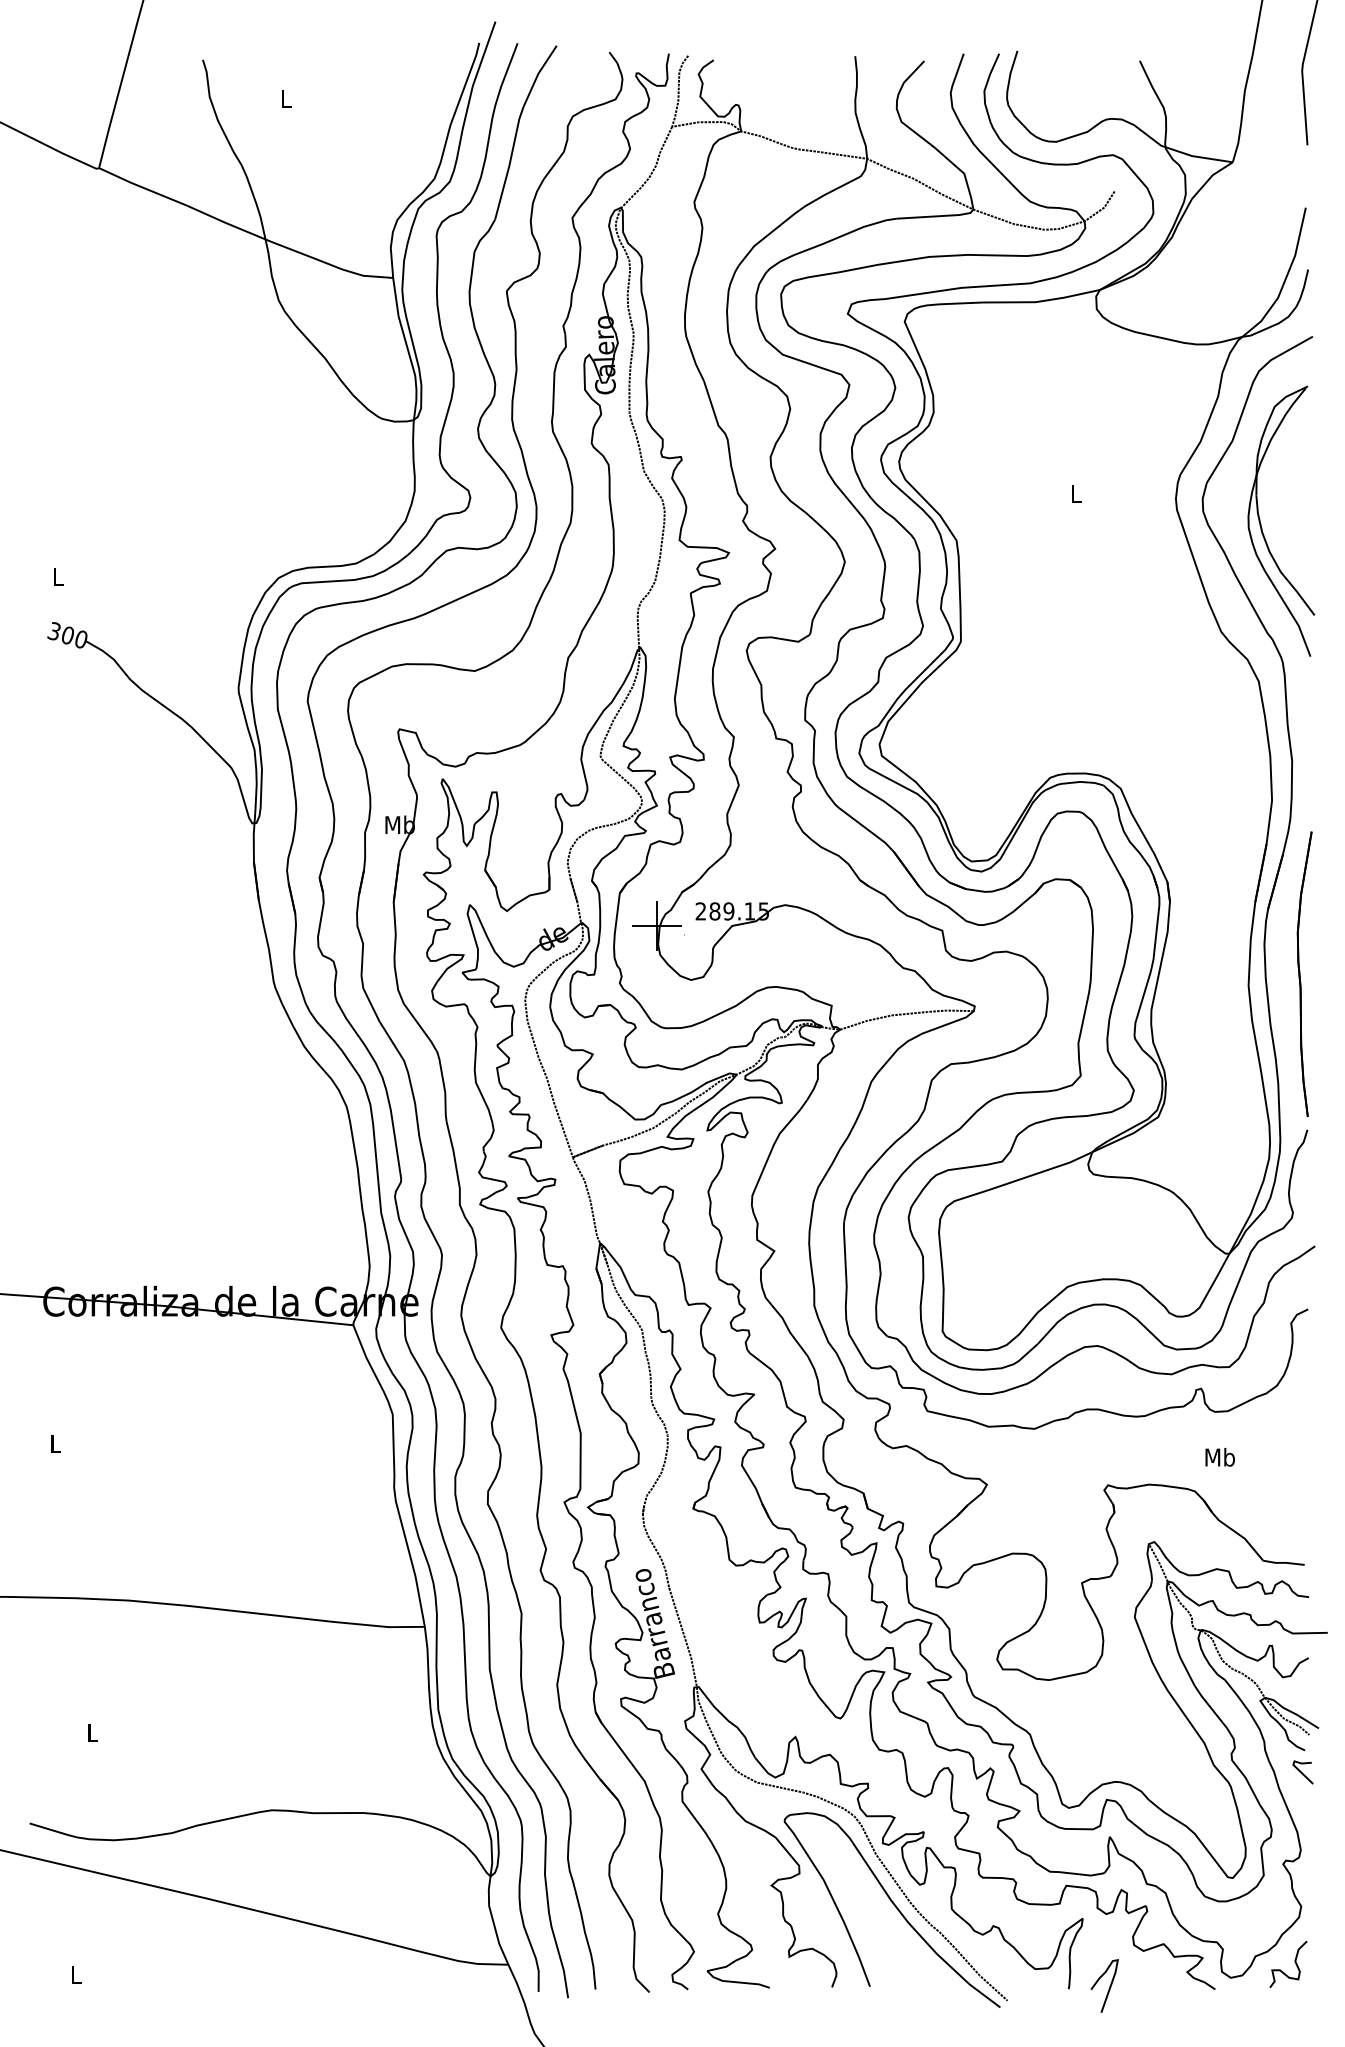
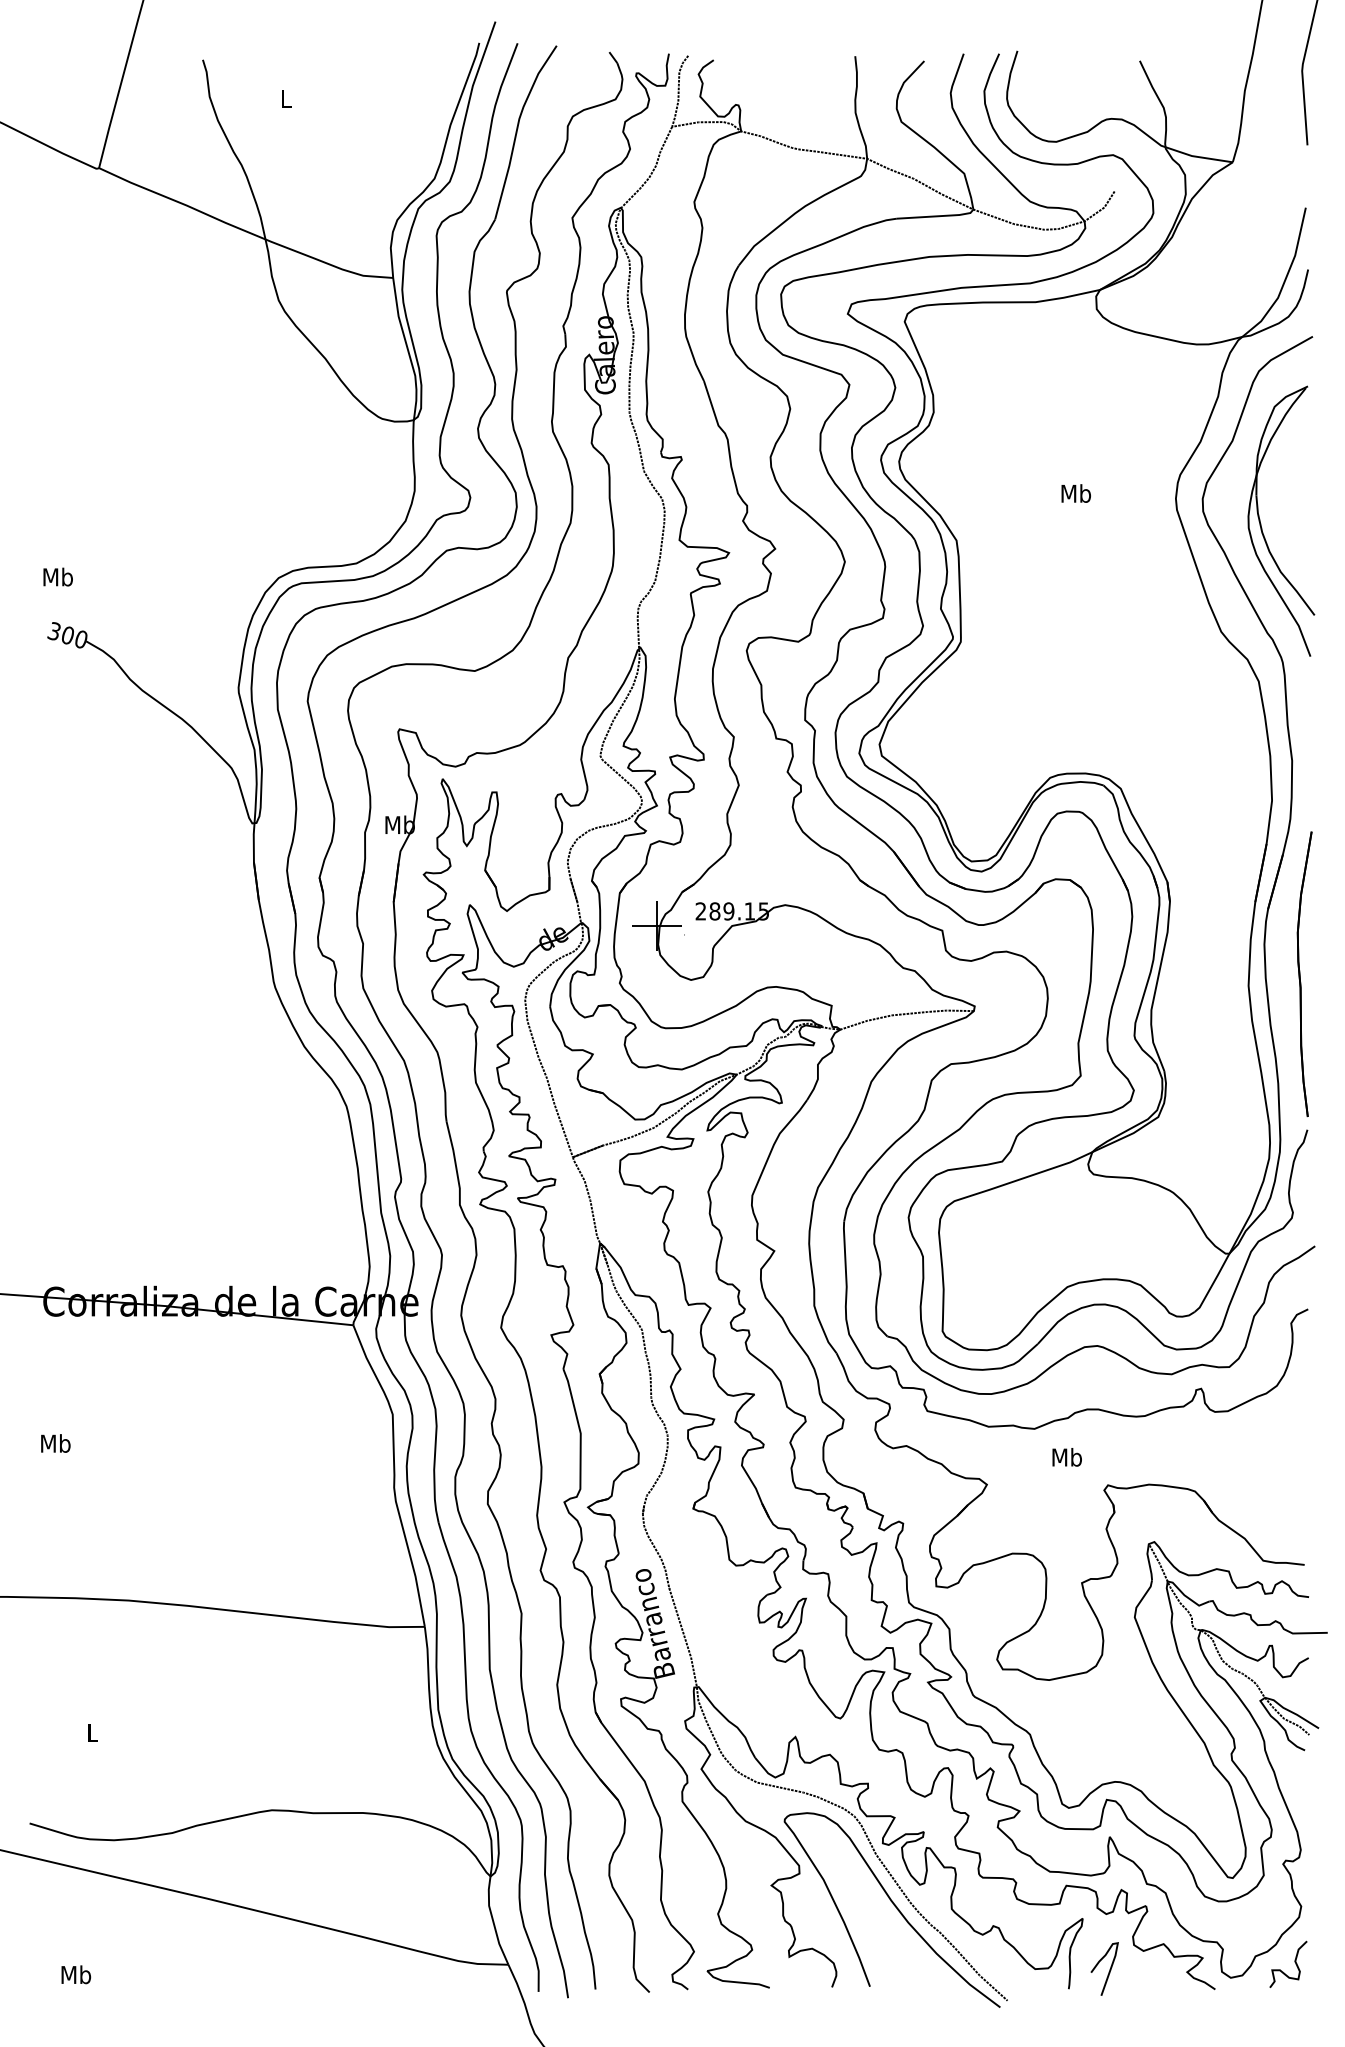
text: L -> Mb (1076, 493)
text: L -> Mb (57, 576)
text: L -> Mb (55, 1443)
text position: (1219, 1457) -> (1066, 1457) (1066, 1457)
line: present -> none (1302, 1772)
text: L -> Mb (76, 1974)
curve position: (1109, 1986) -> (1109, 1969) (1109, 1969)
